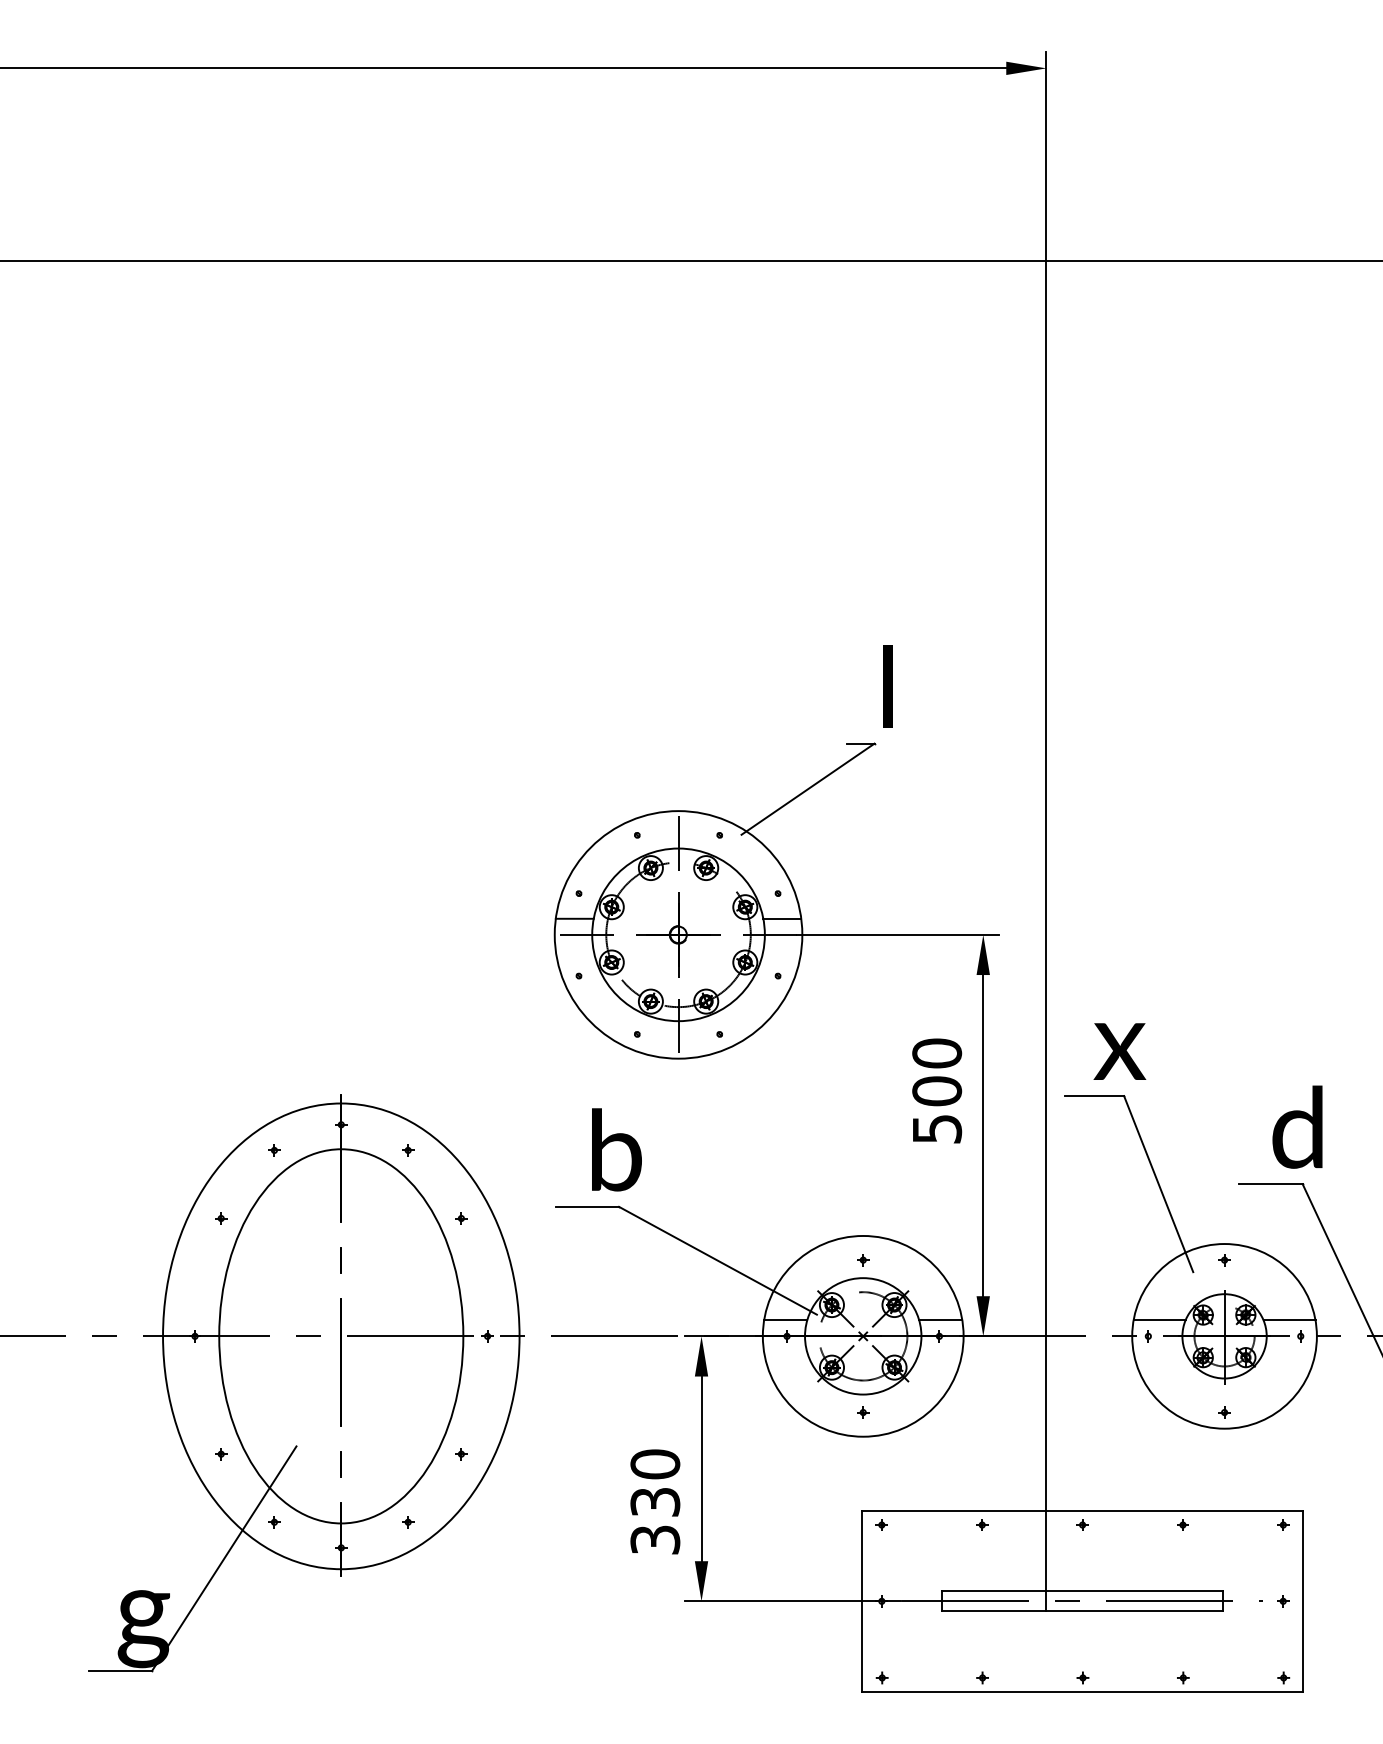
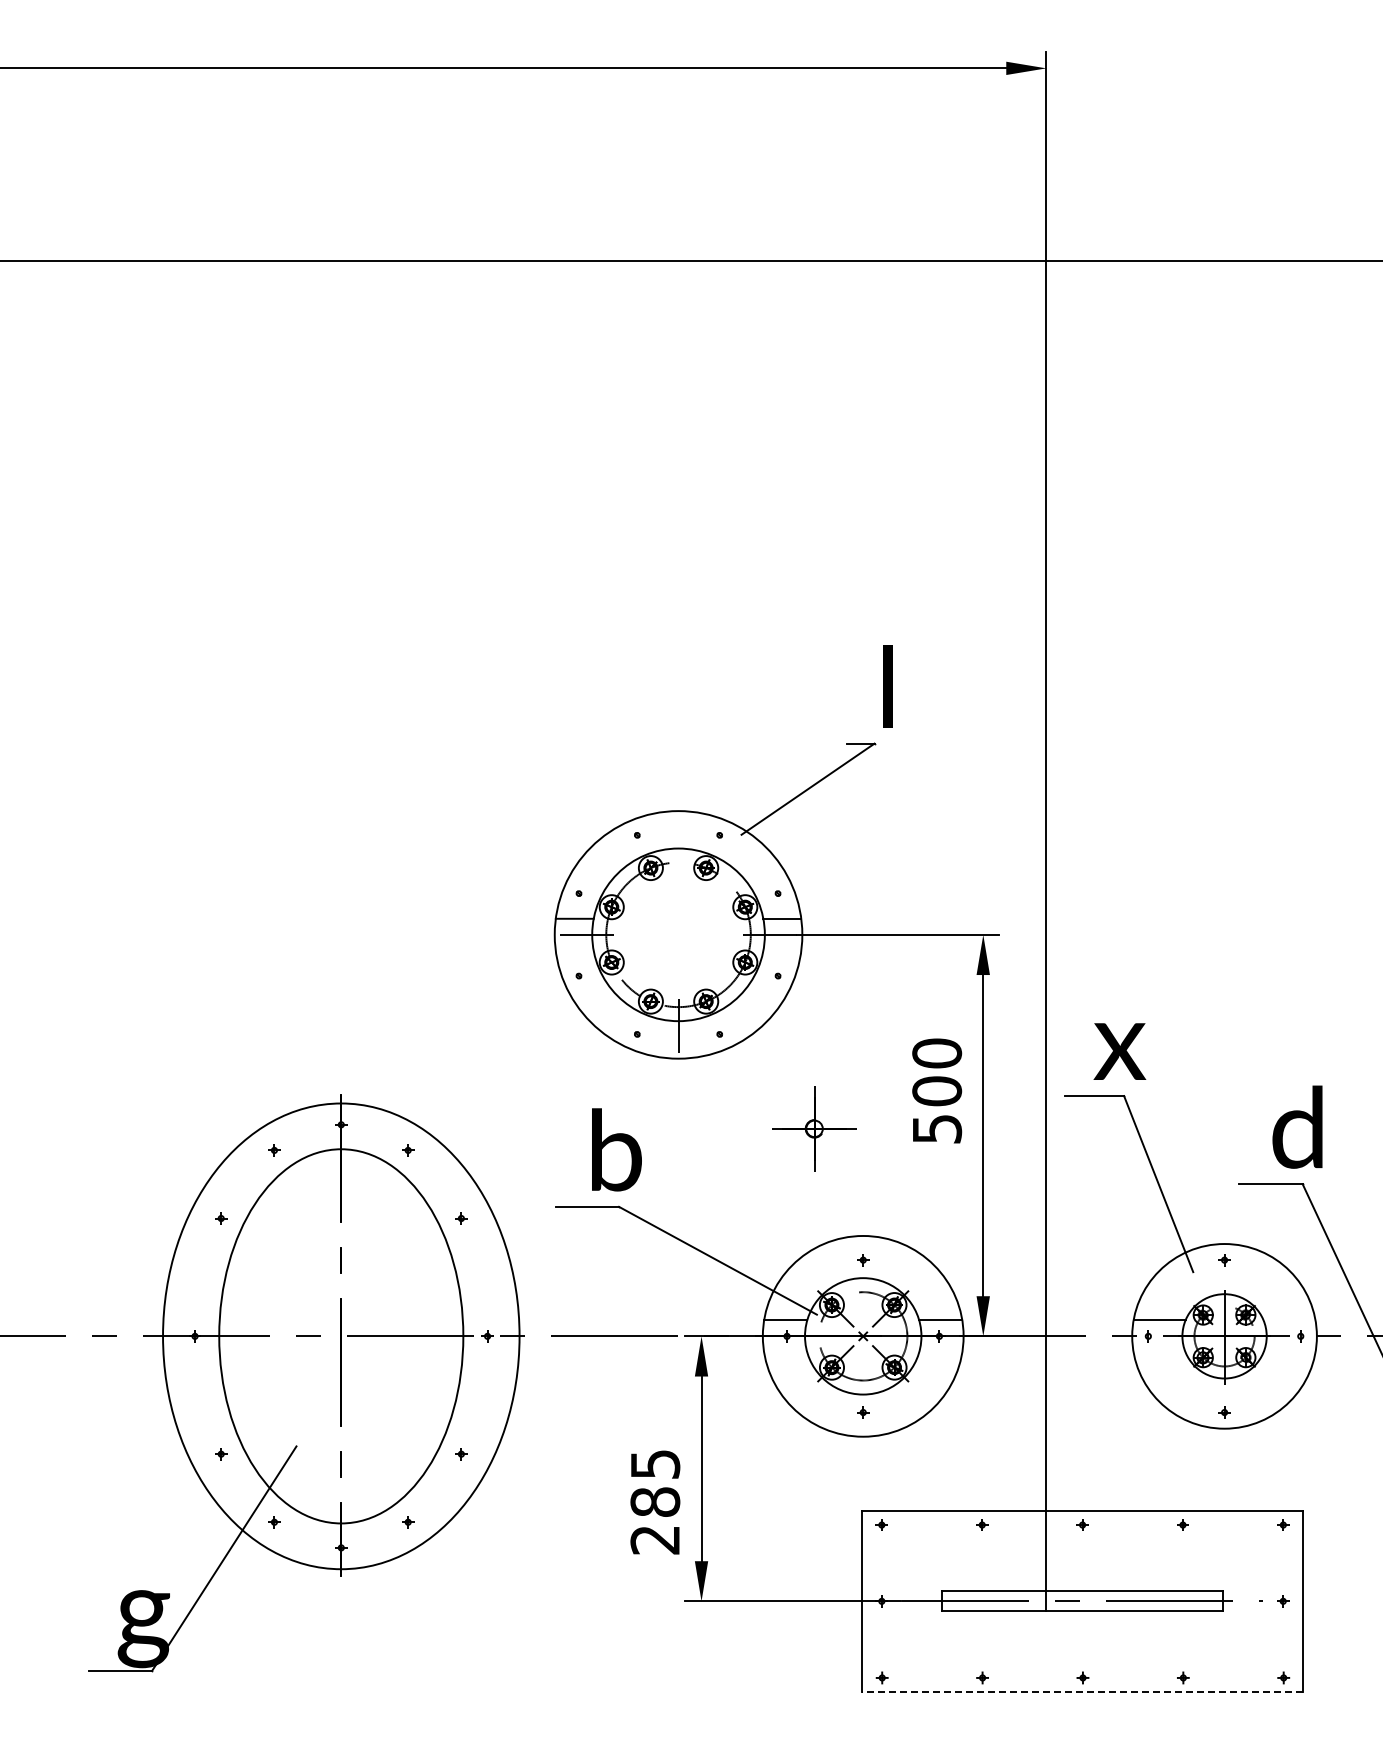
line: present -> none (678, 843)
part position: (678, 934) -> (814, 1128) (814, 1128)
line: present -> none (1289, 1320)
text: 330 -> 285 (655, 1501)
line: solid -> dashed (1082, 1691)
